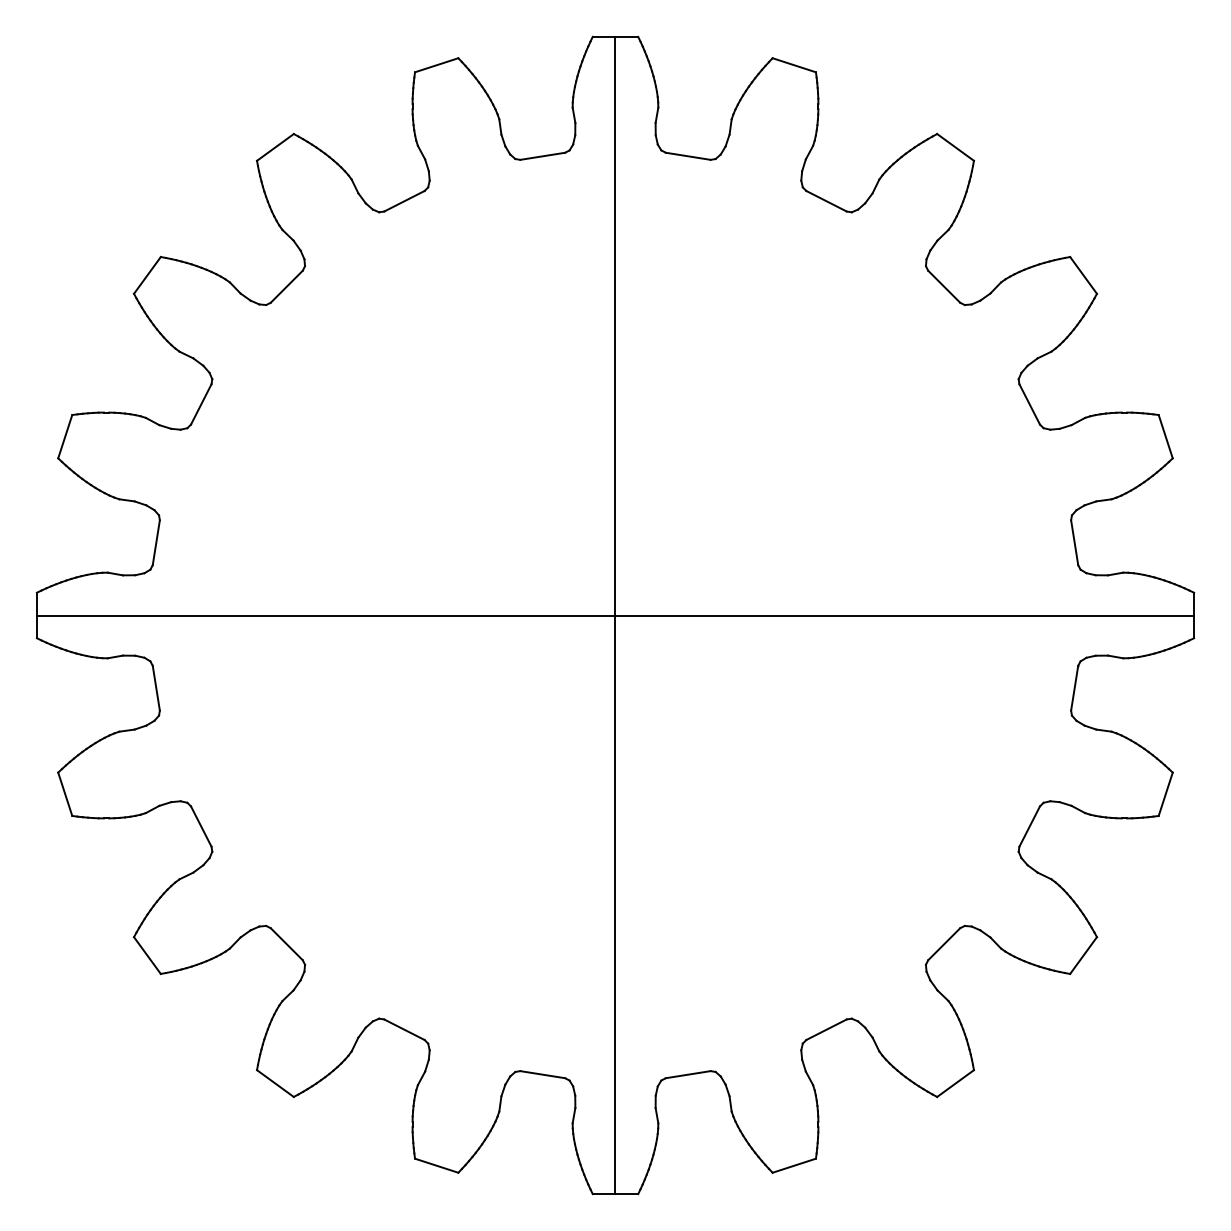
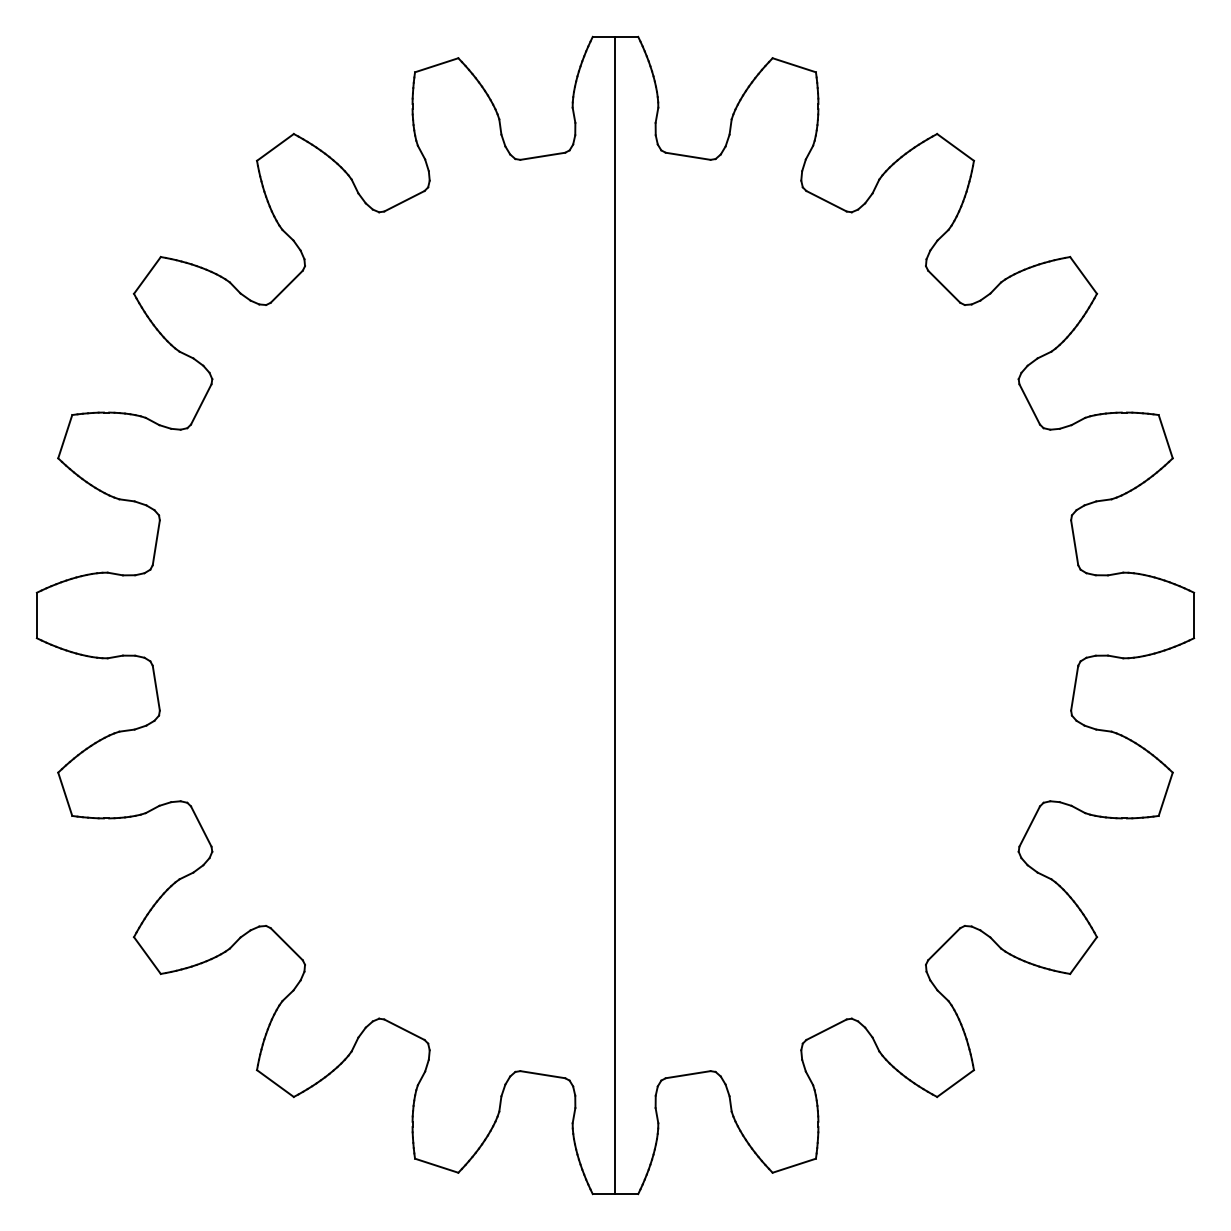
line: present -> none (615, 615)
